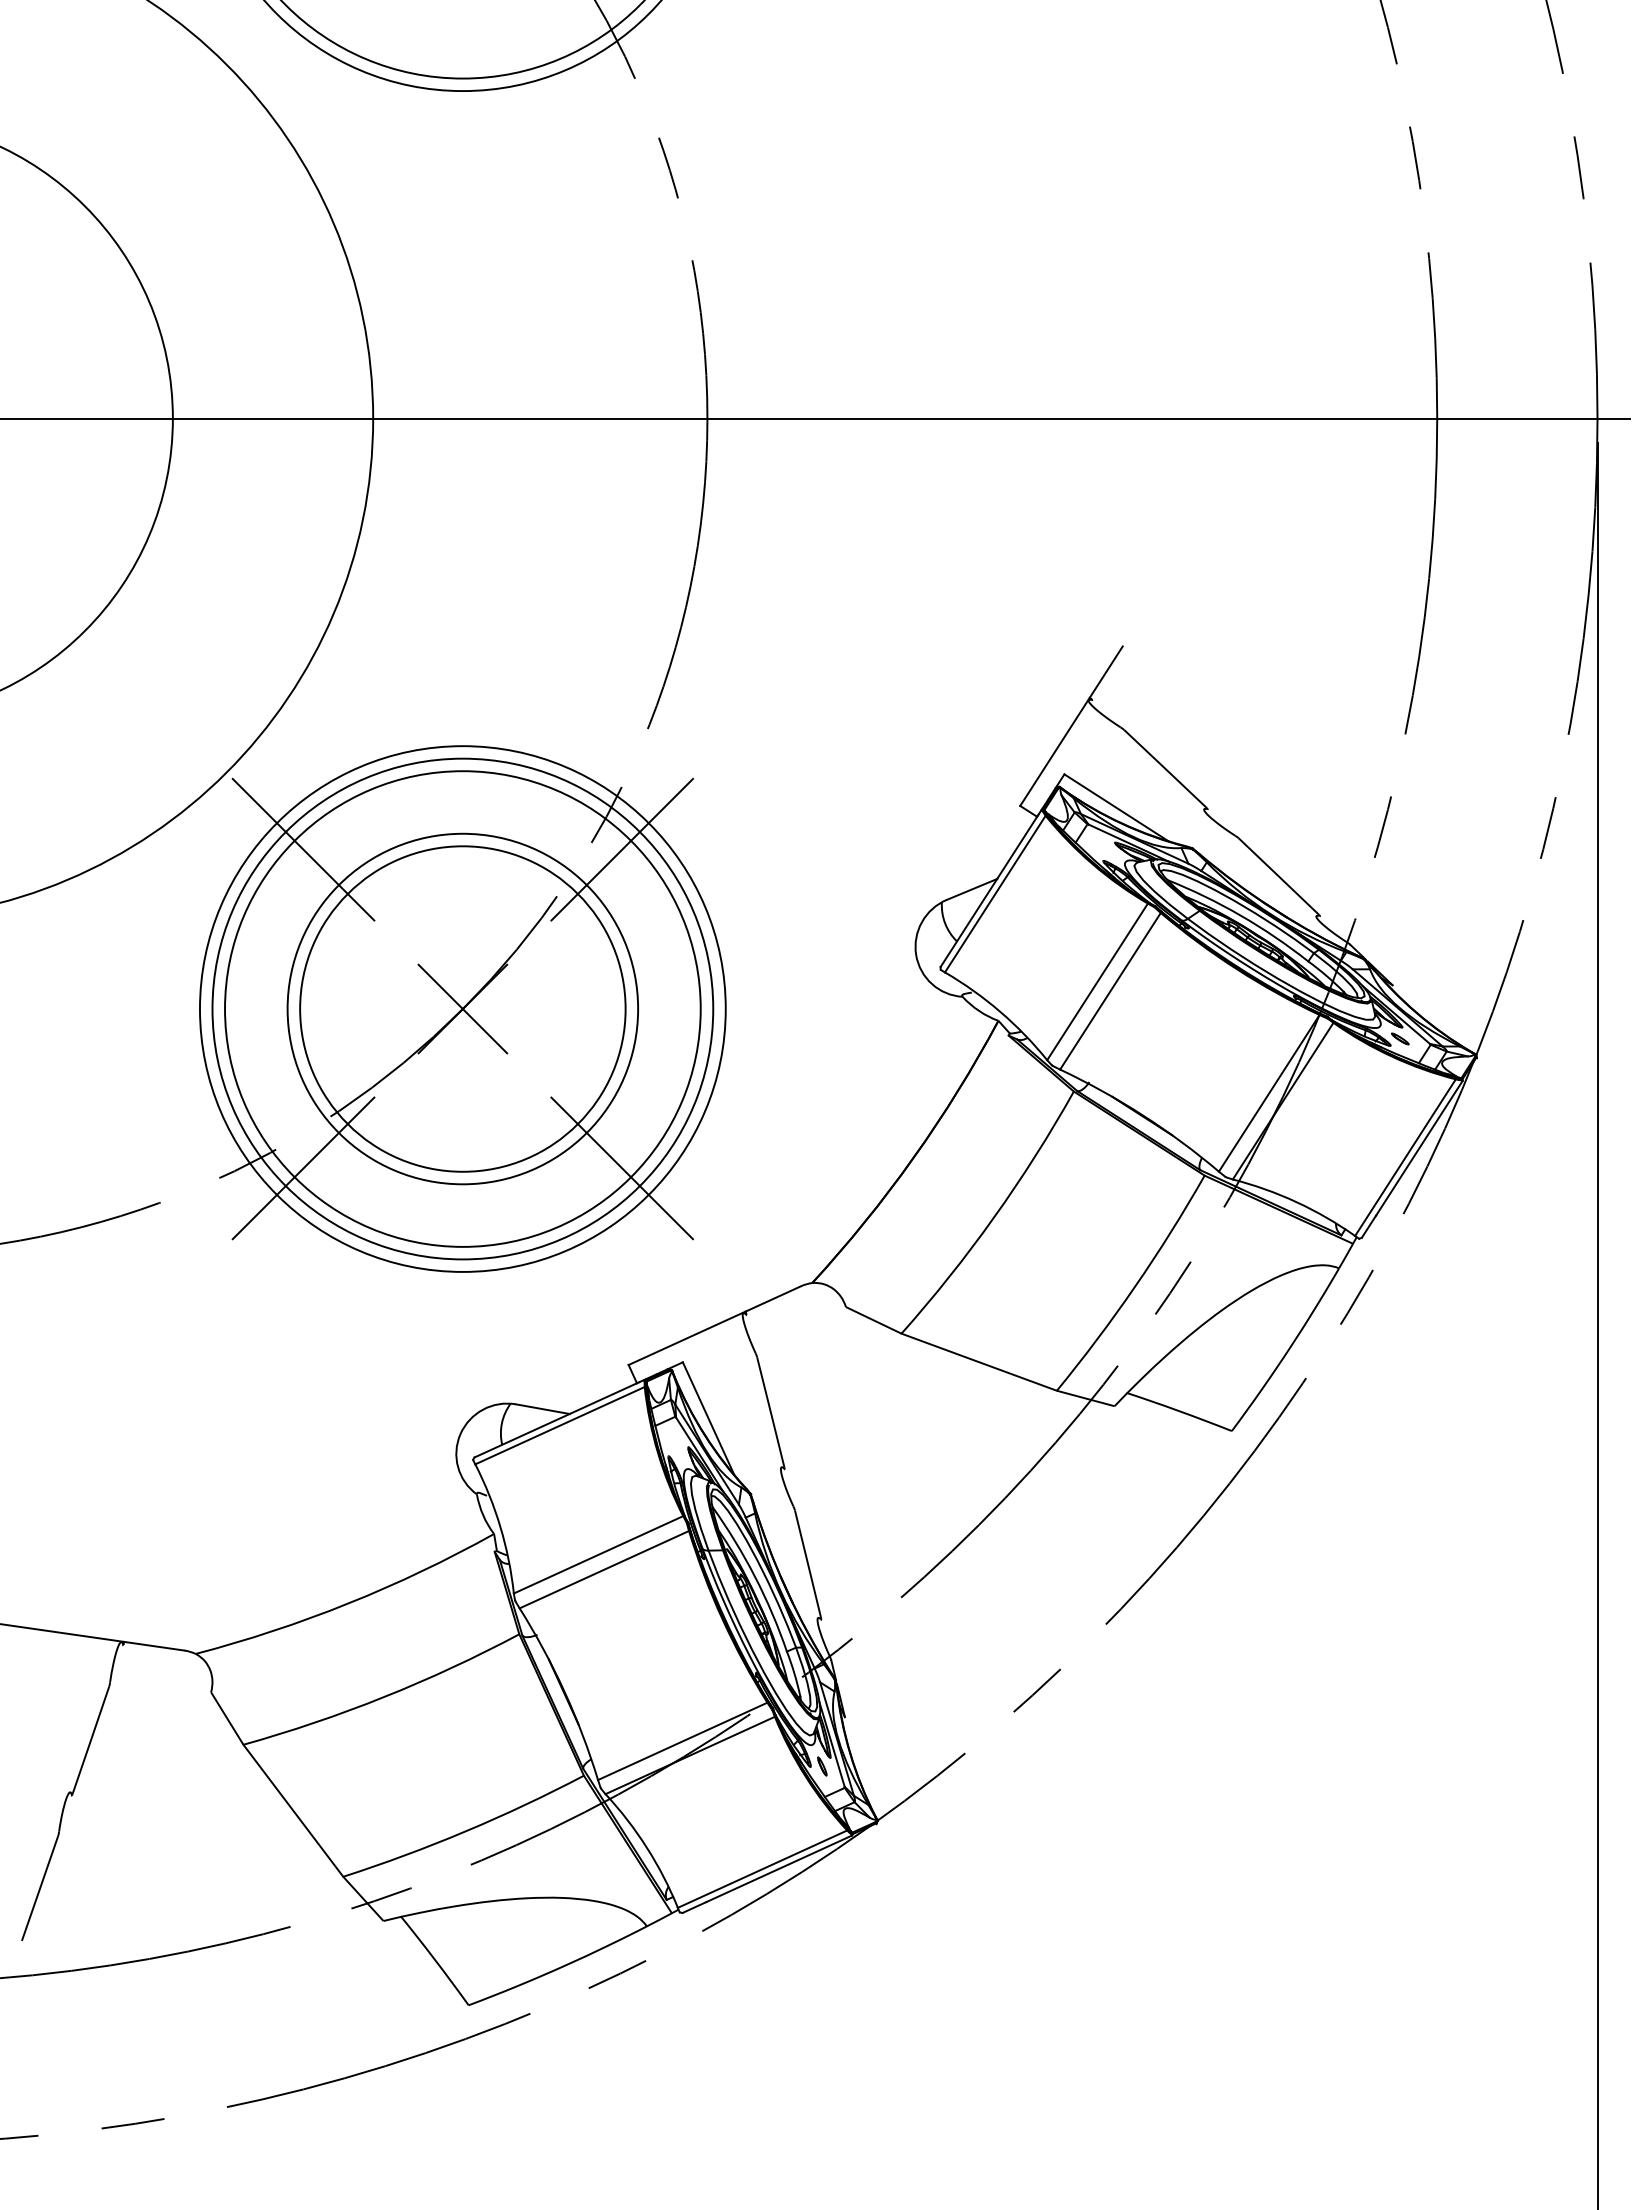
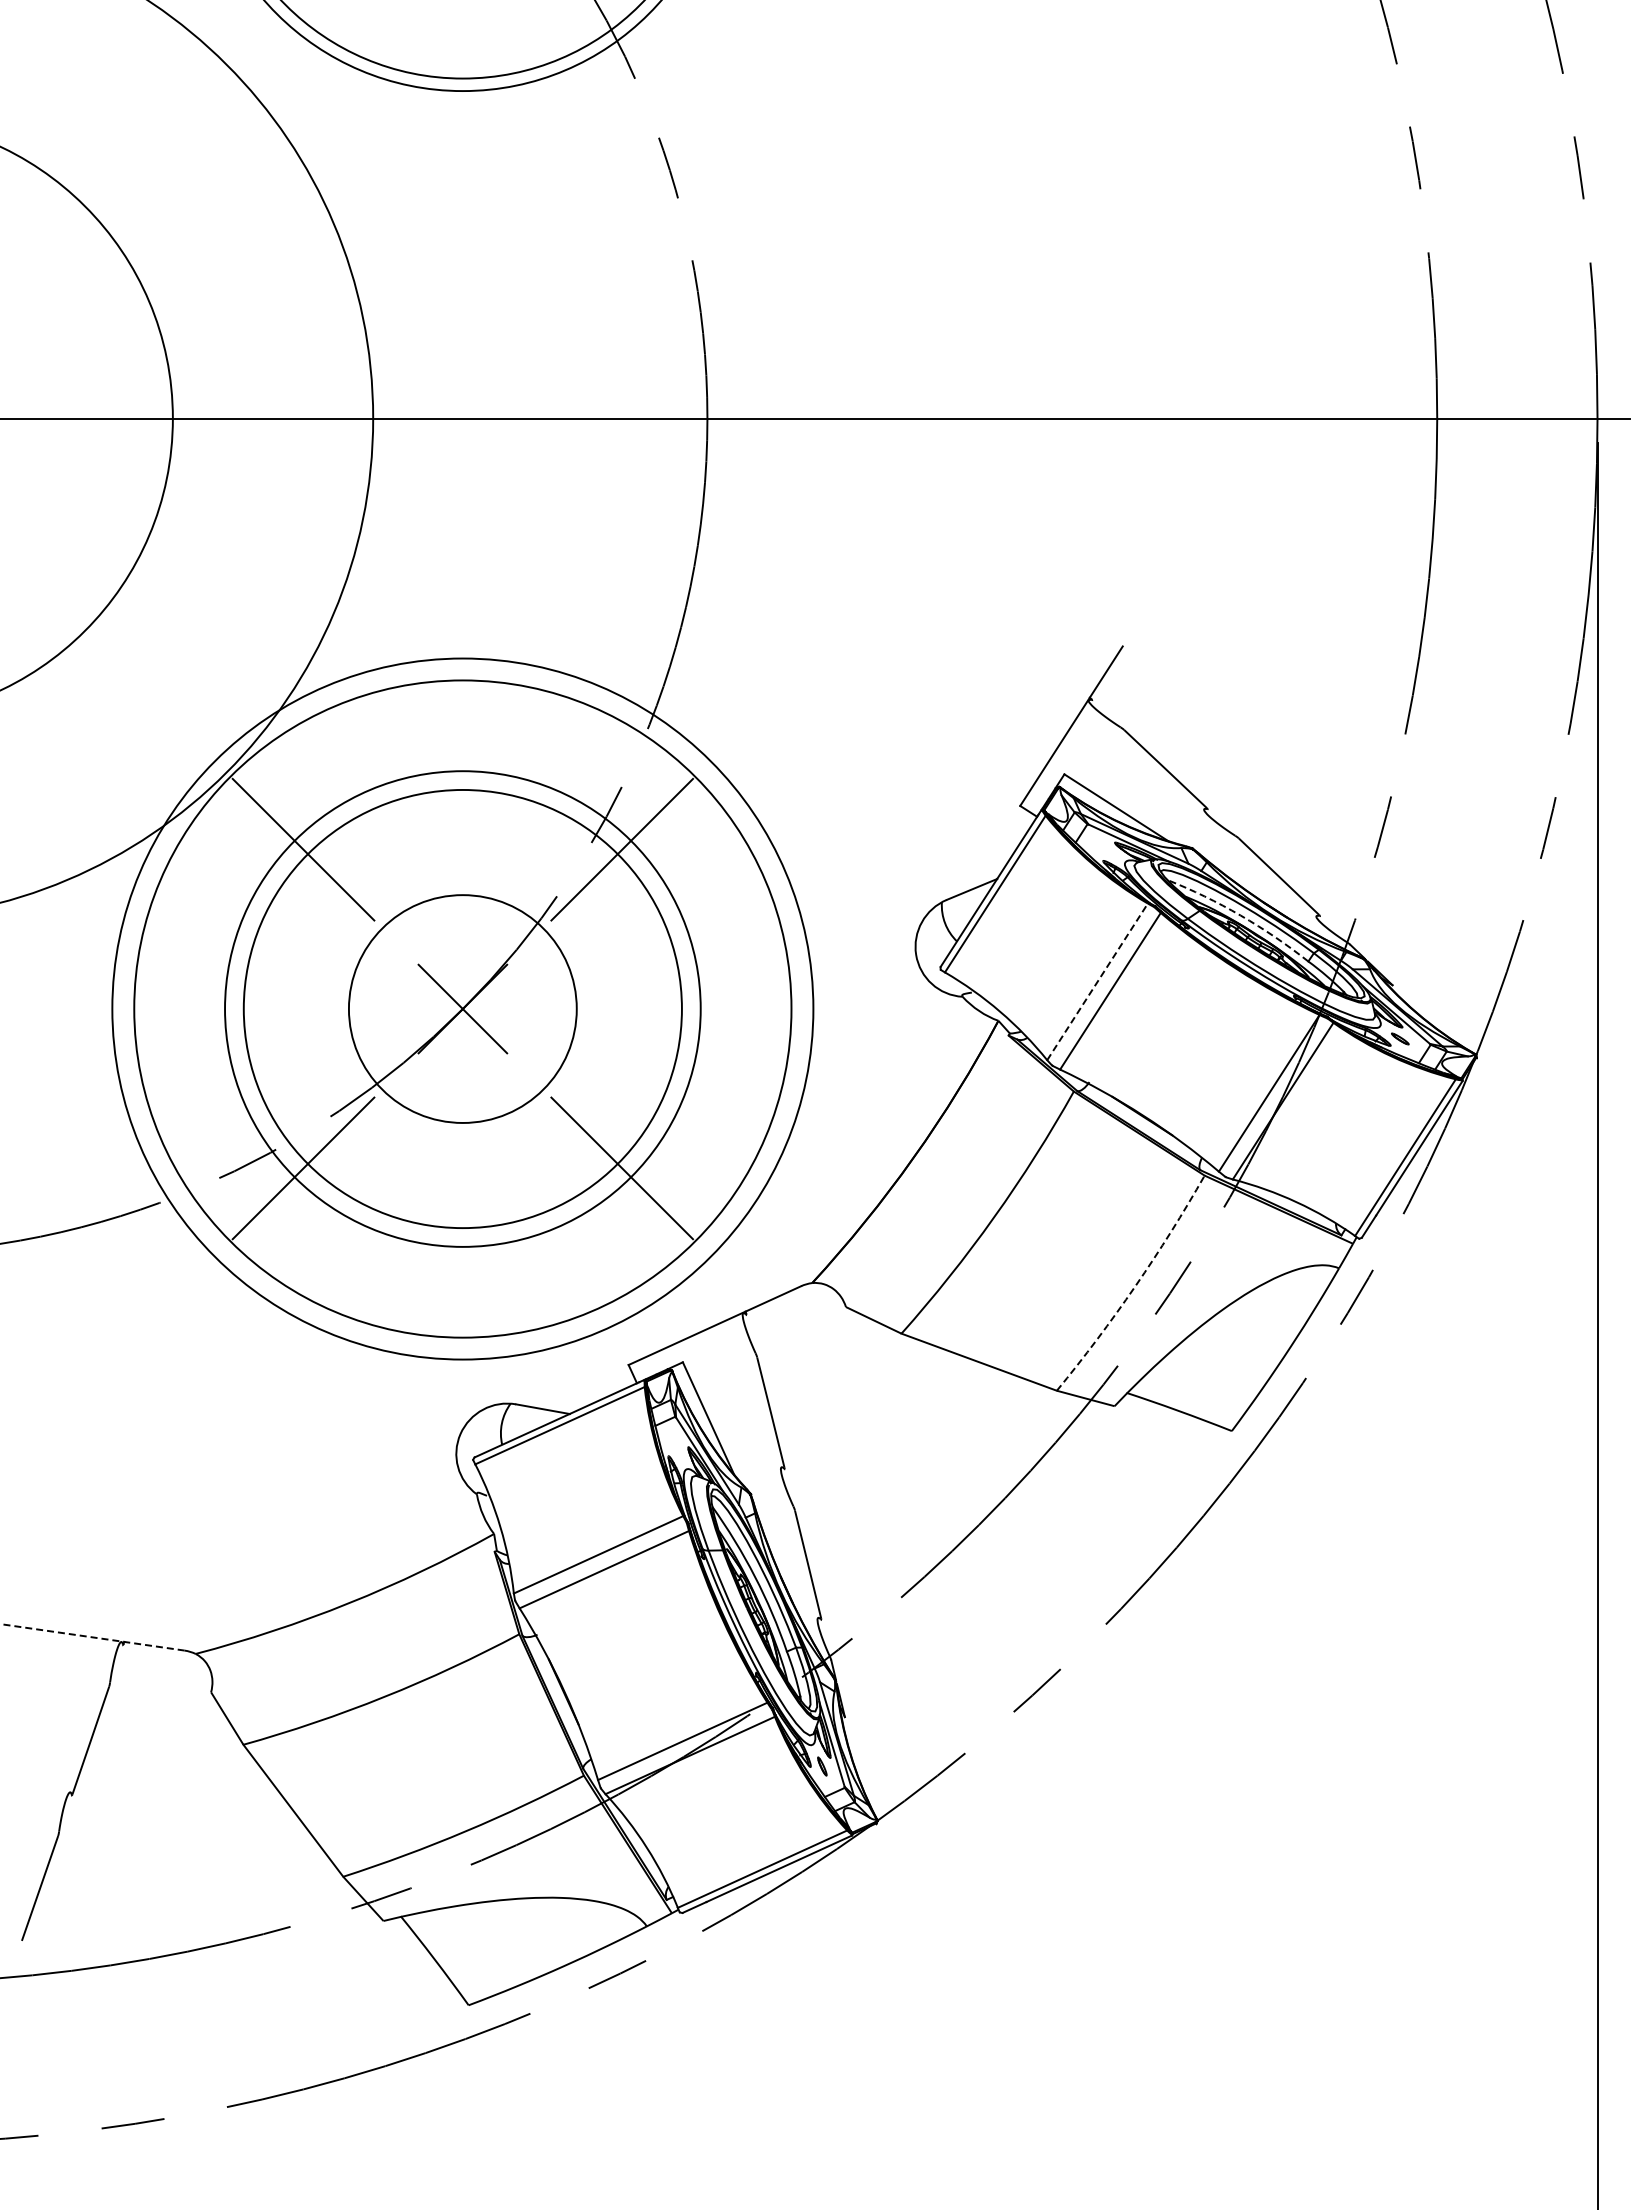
arc: solid -> dashed (1240, 915)
line: solid -> dashed (1097, 981)
circle diameter: 325 px -> 228 px (462, 1008)
circle diameter: 351 px -> 438 px (462, 1008)
circle diameter: 501 px -> 701 px (462, 1008)
circle diameter: 526 px -> 657 px (462, 1008)
arc: solid -> dashed (1135, 1286)
line: solid -> dashed (92, 1637)
